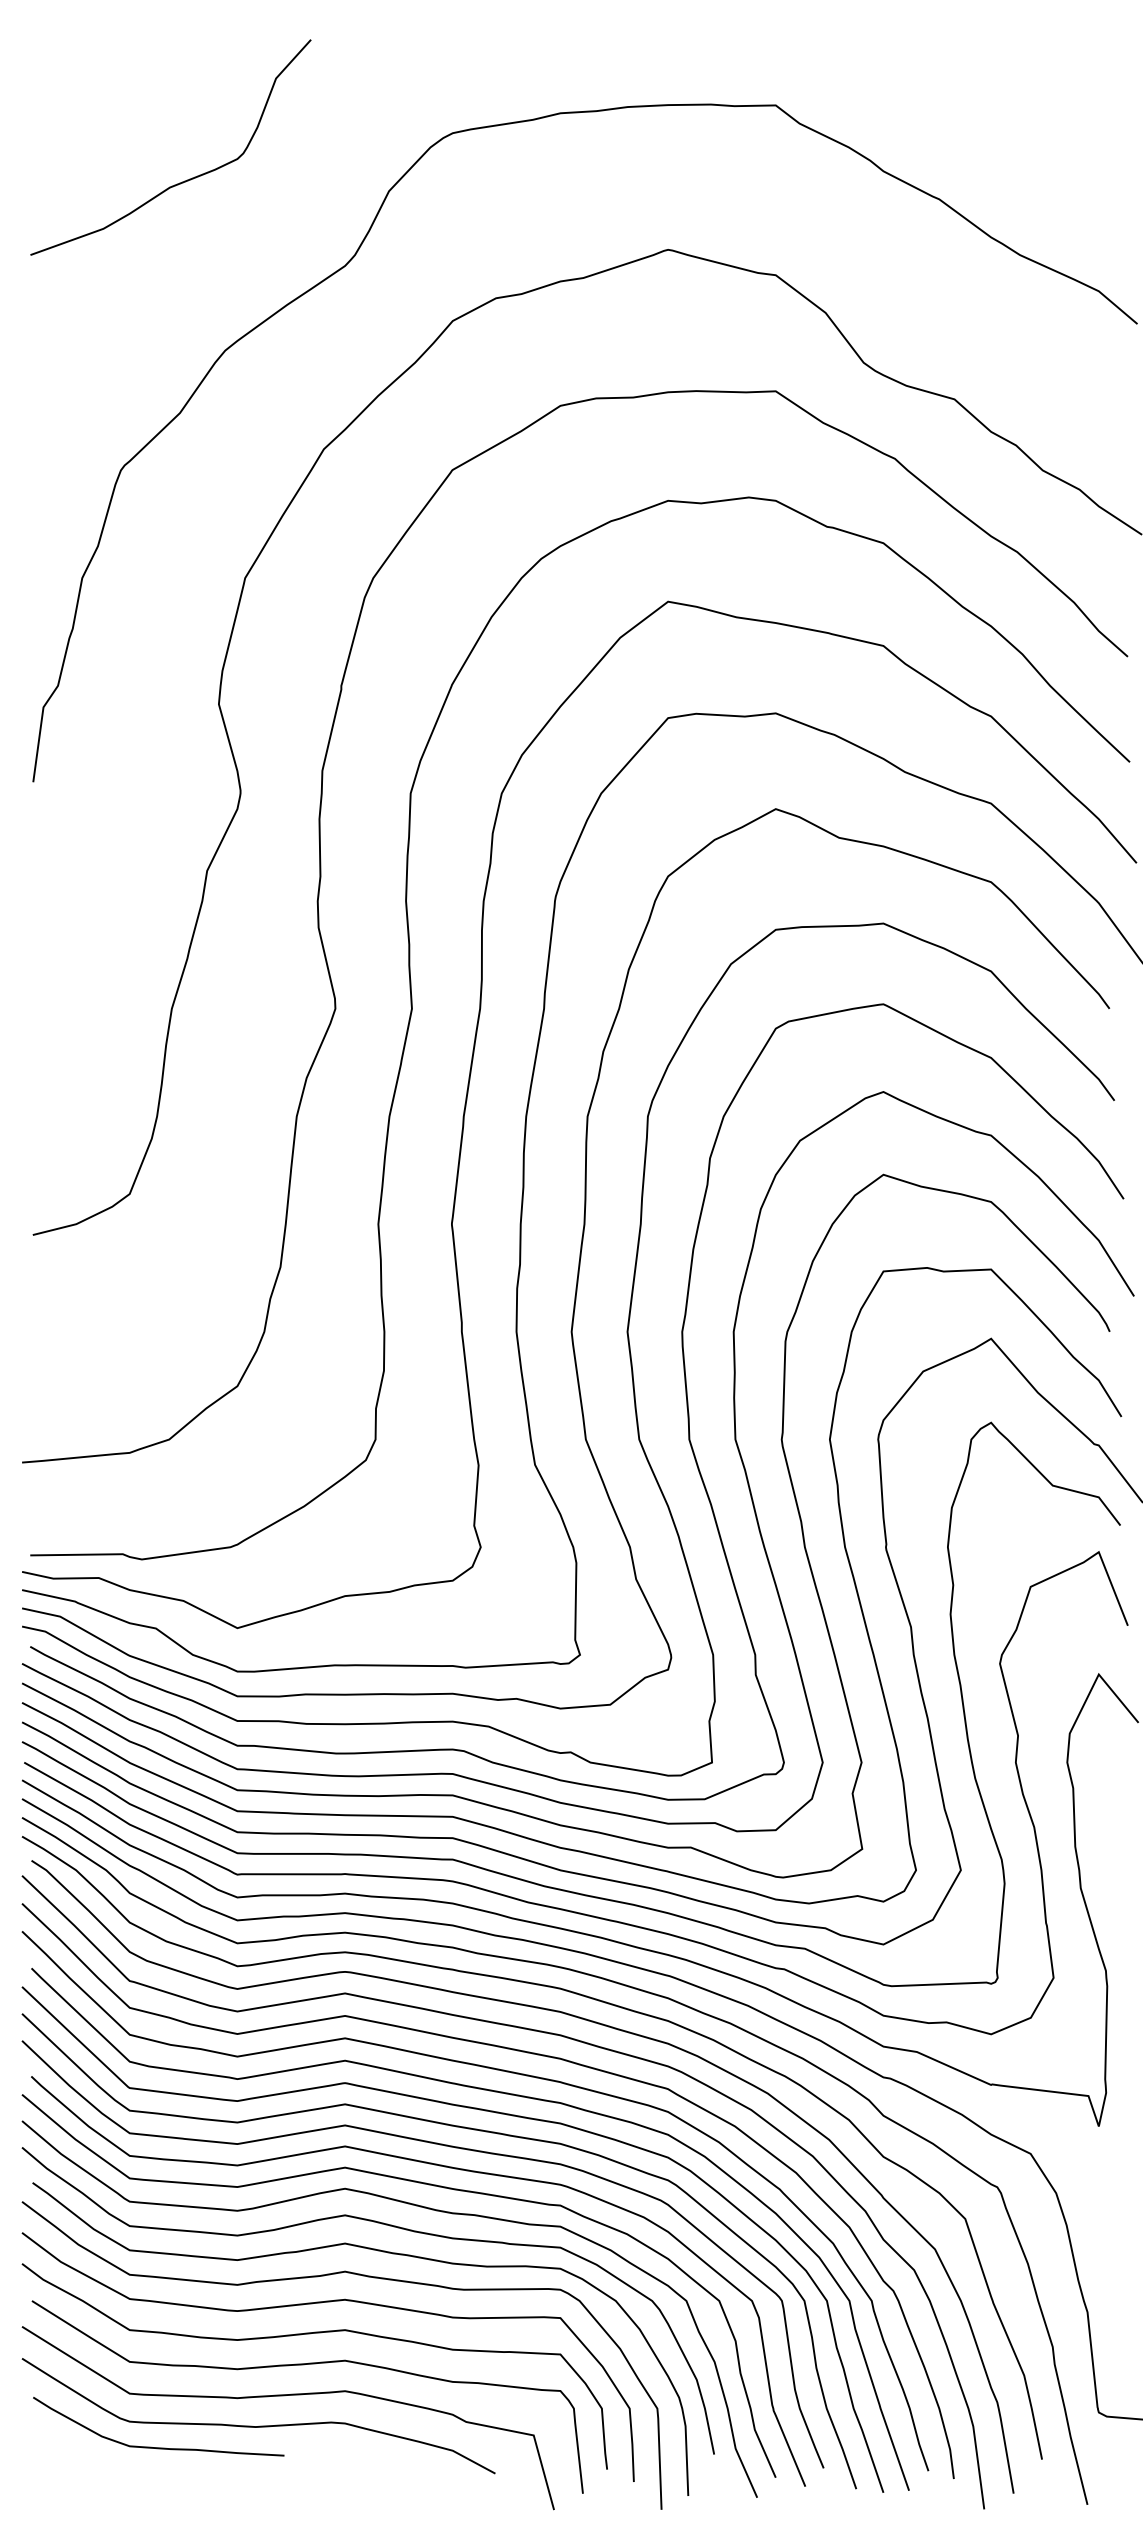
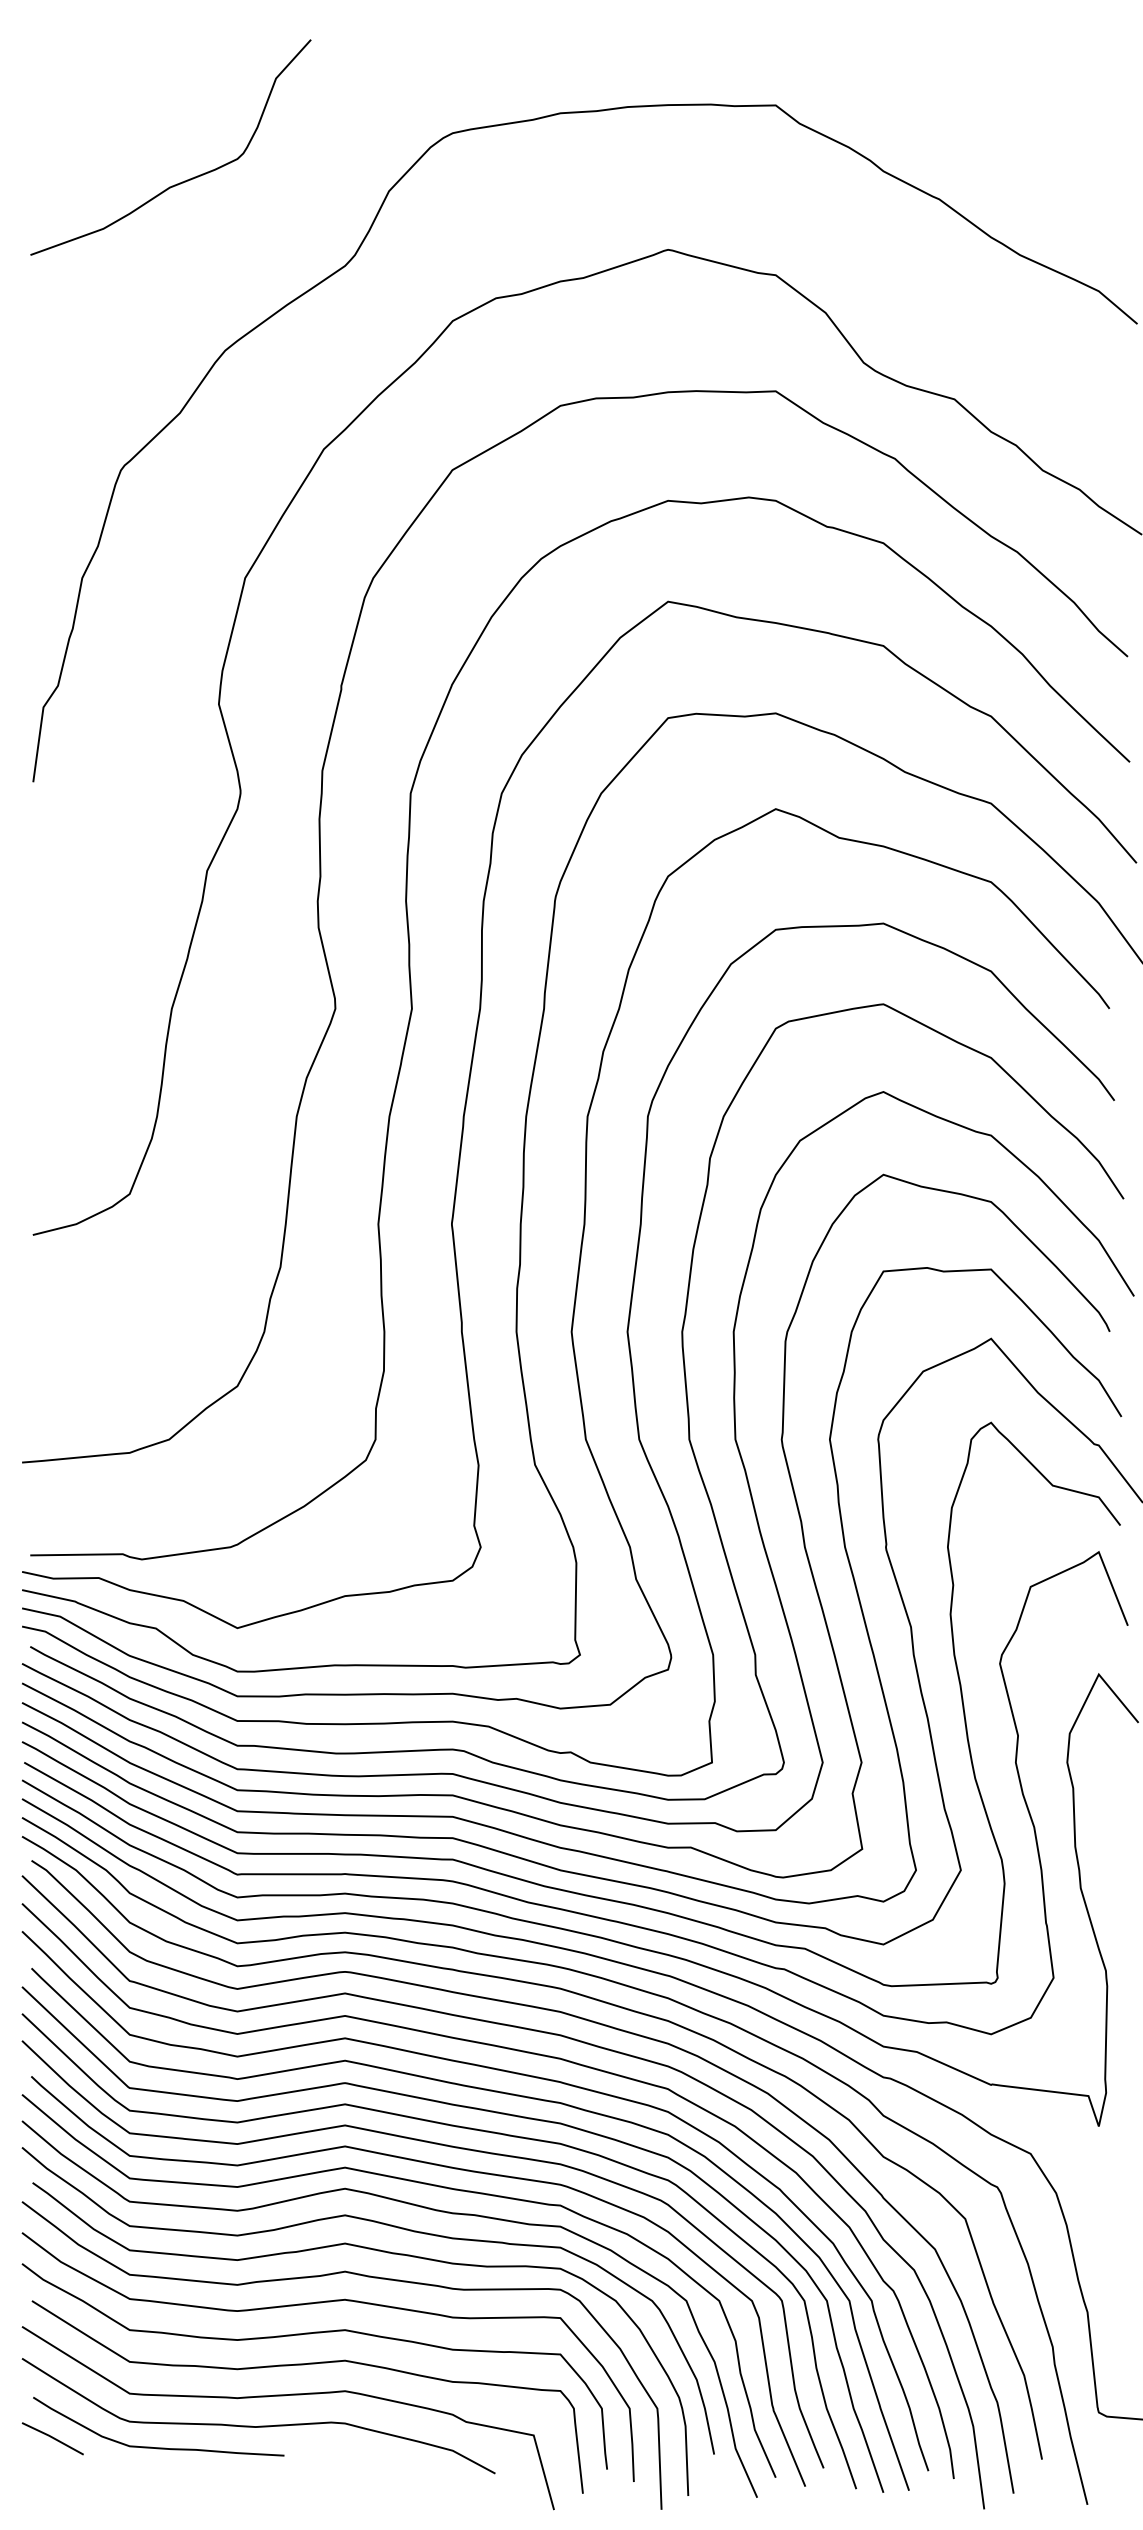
line: none -> present (52, 2438)
